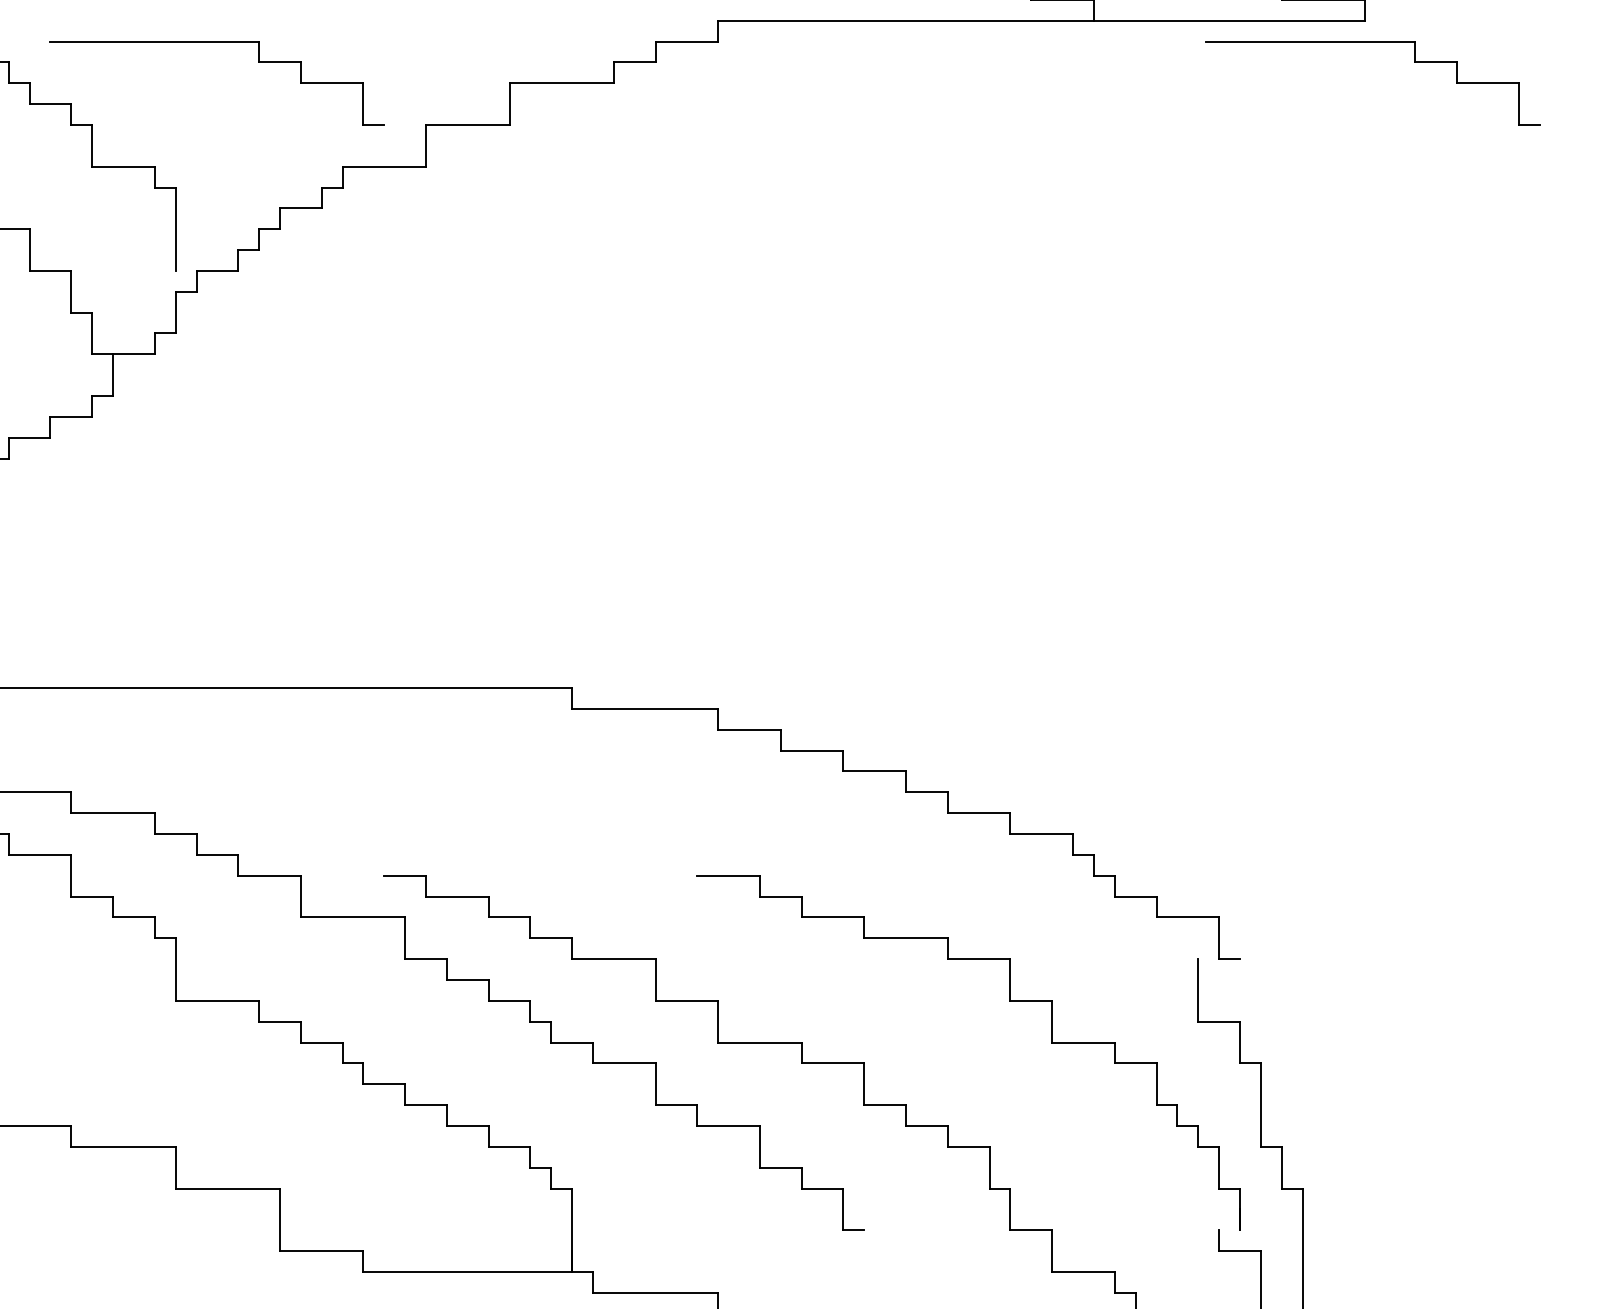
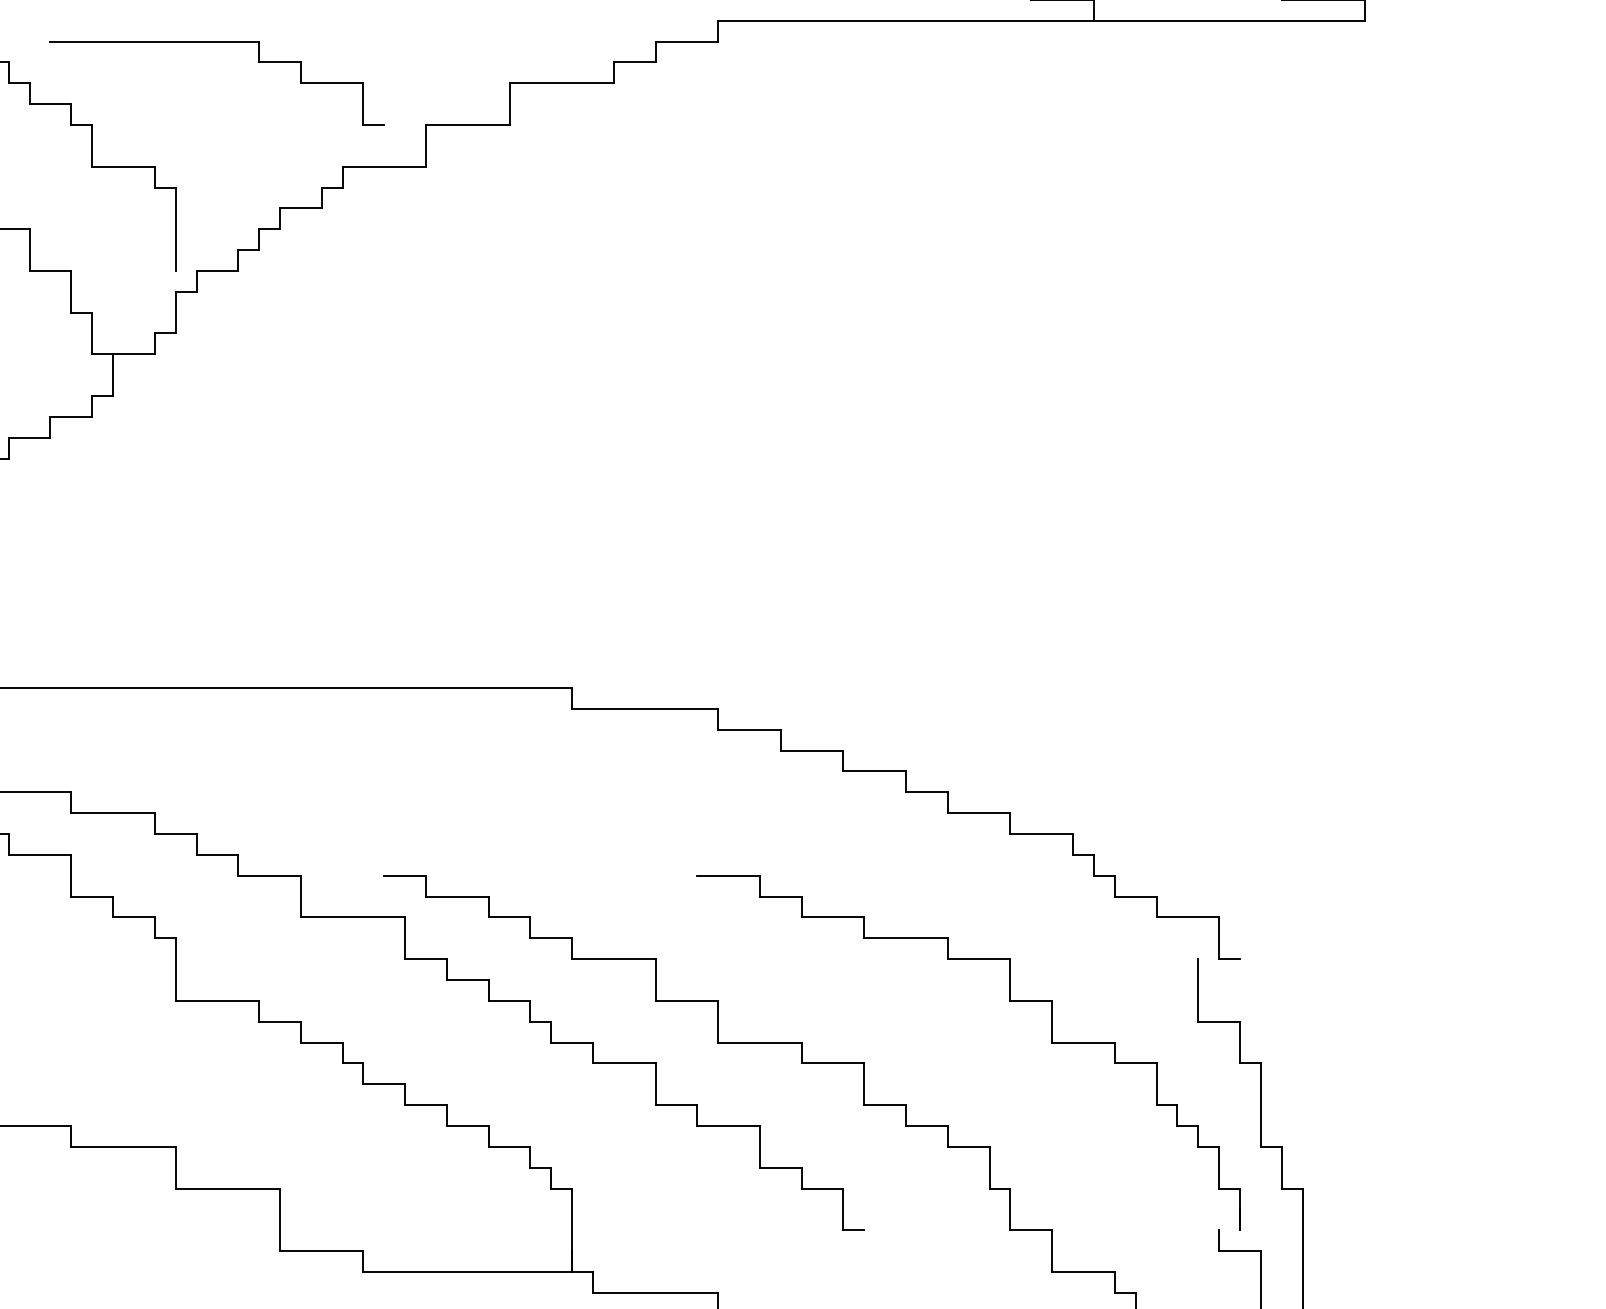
part: present -> none (1372, 42)
